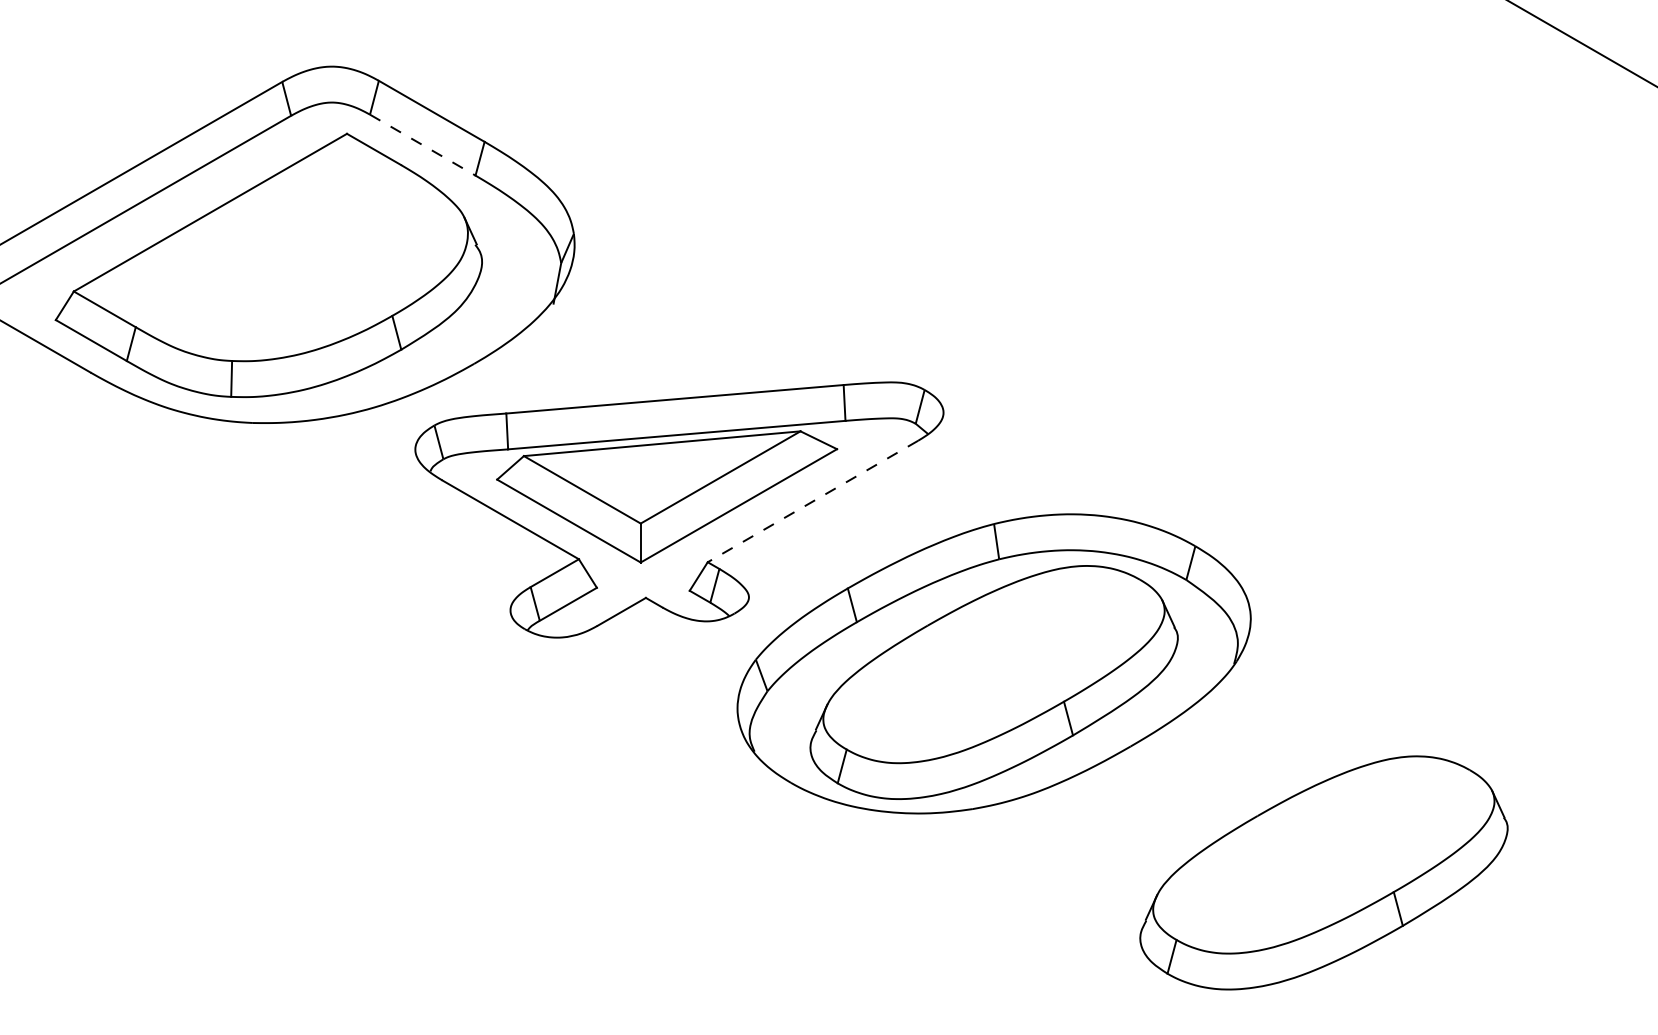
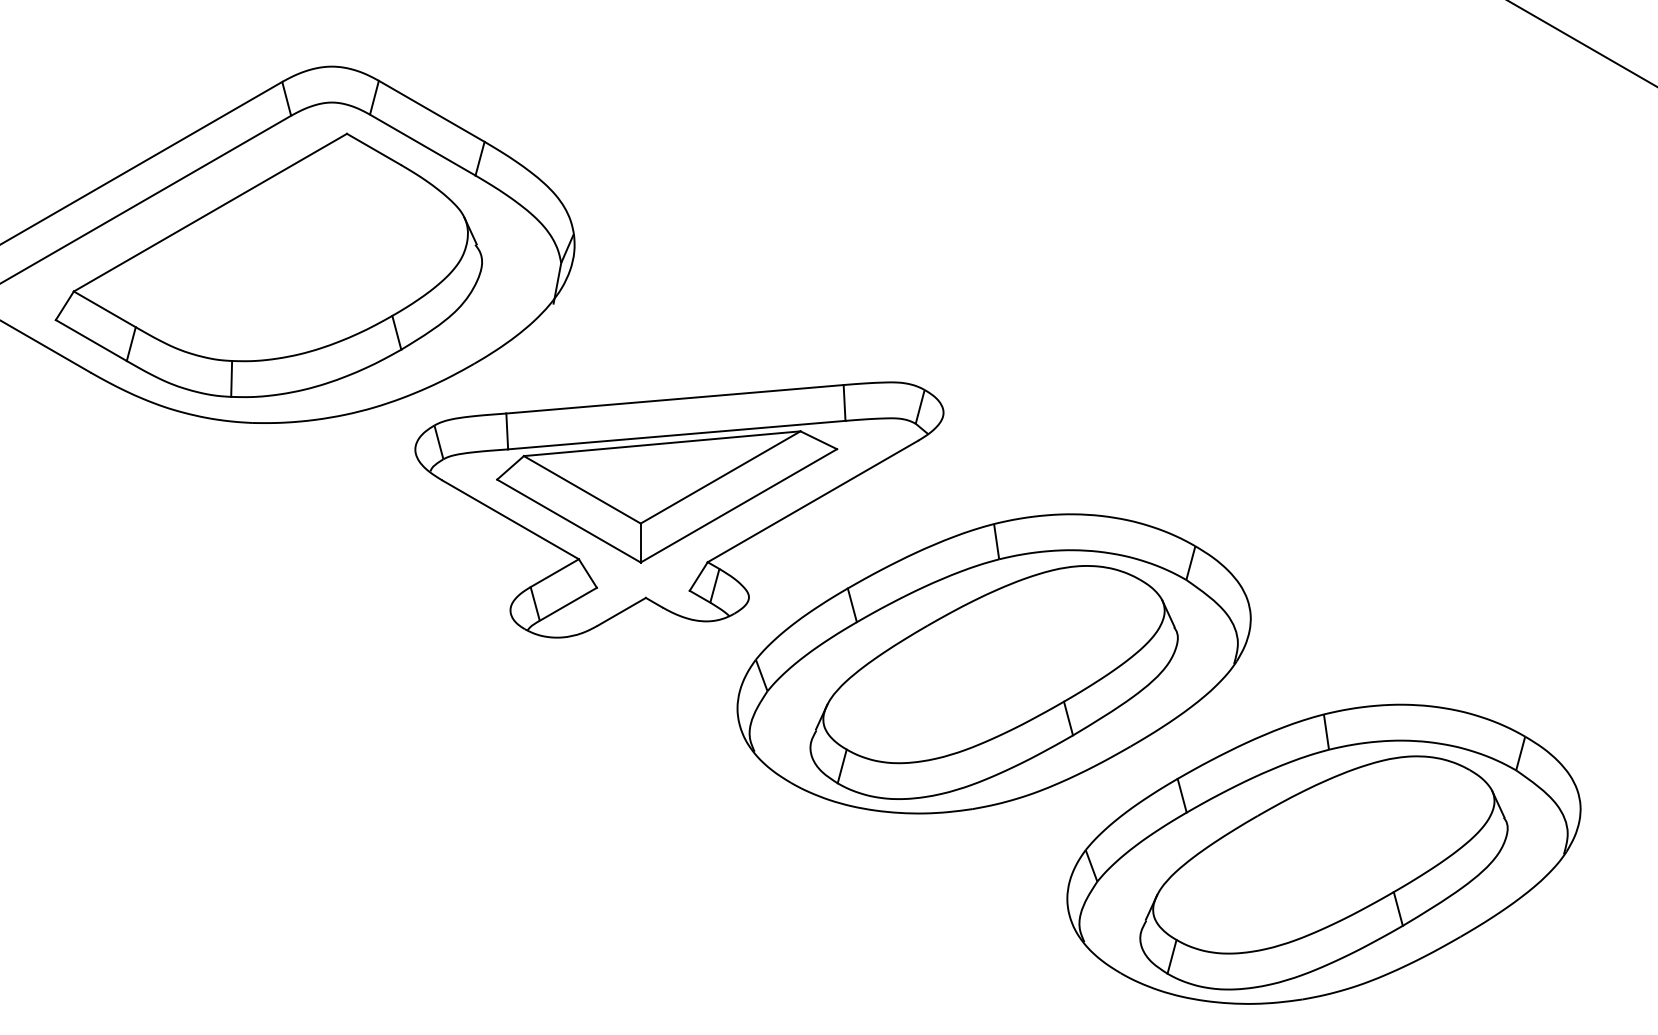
line: dashed -> solid (422, 145)
line: dashed -> solid (812, 501)
part: none -> present (1323, 853)
